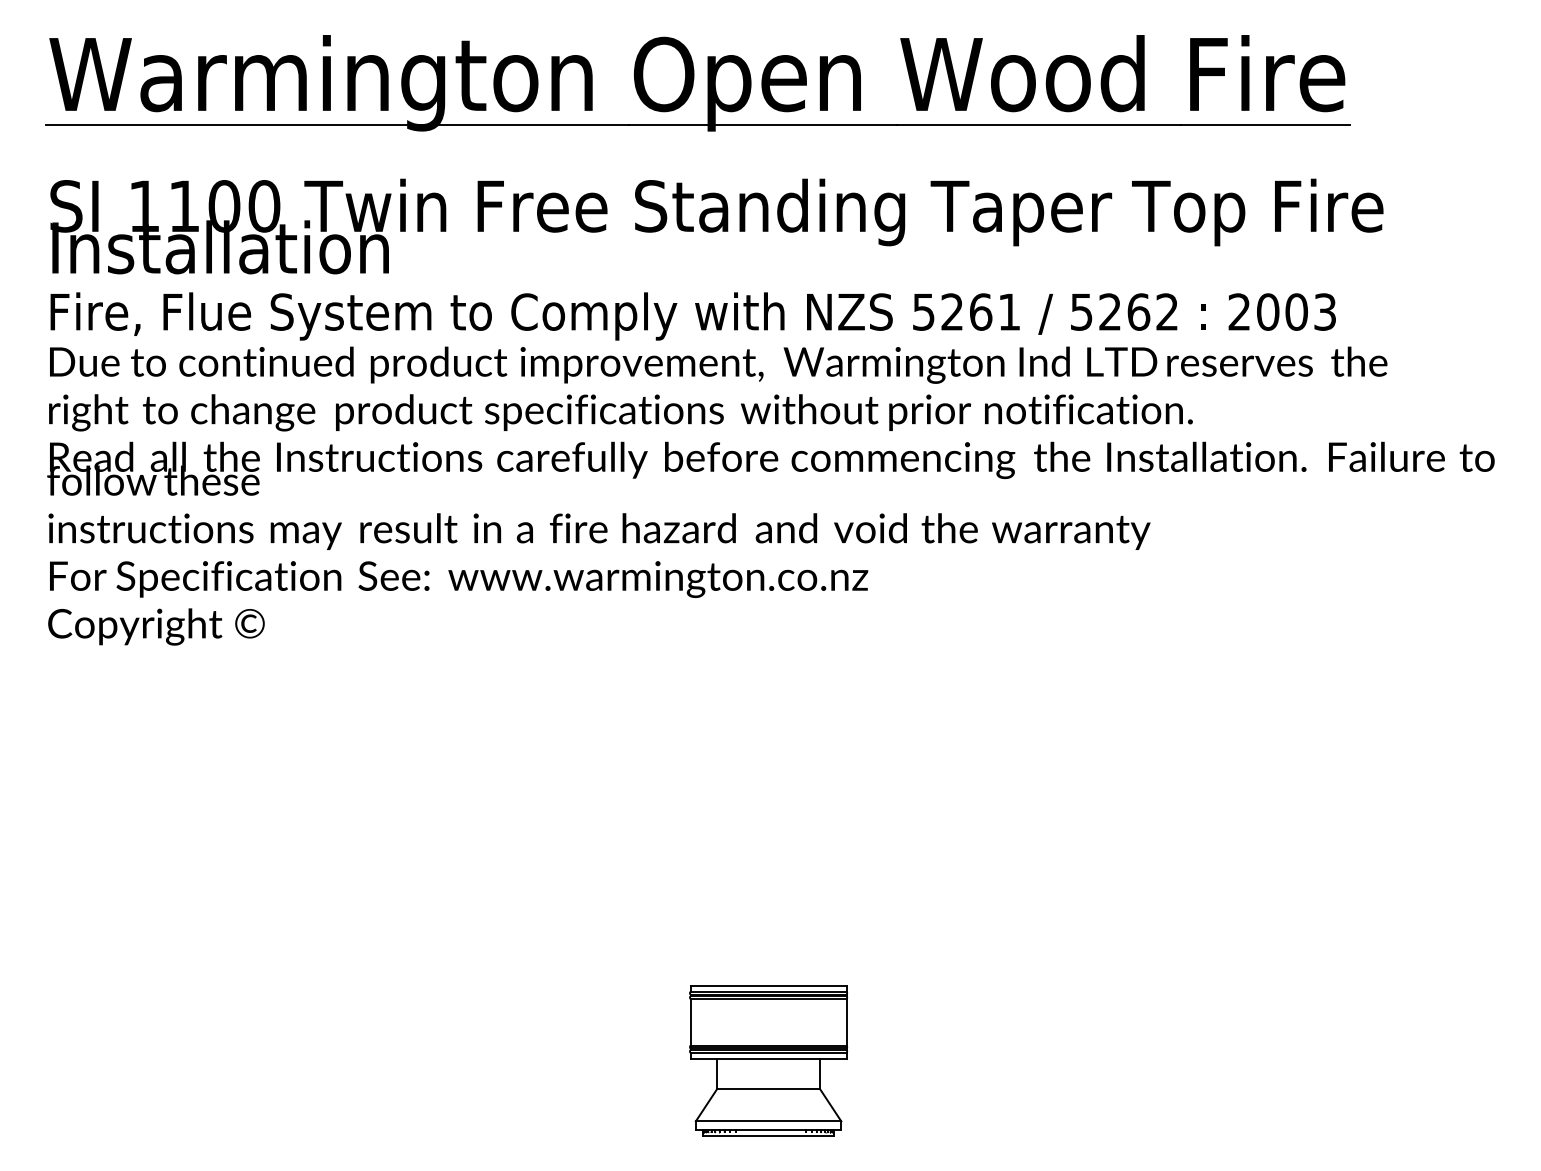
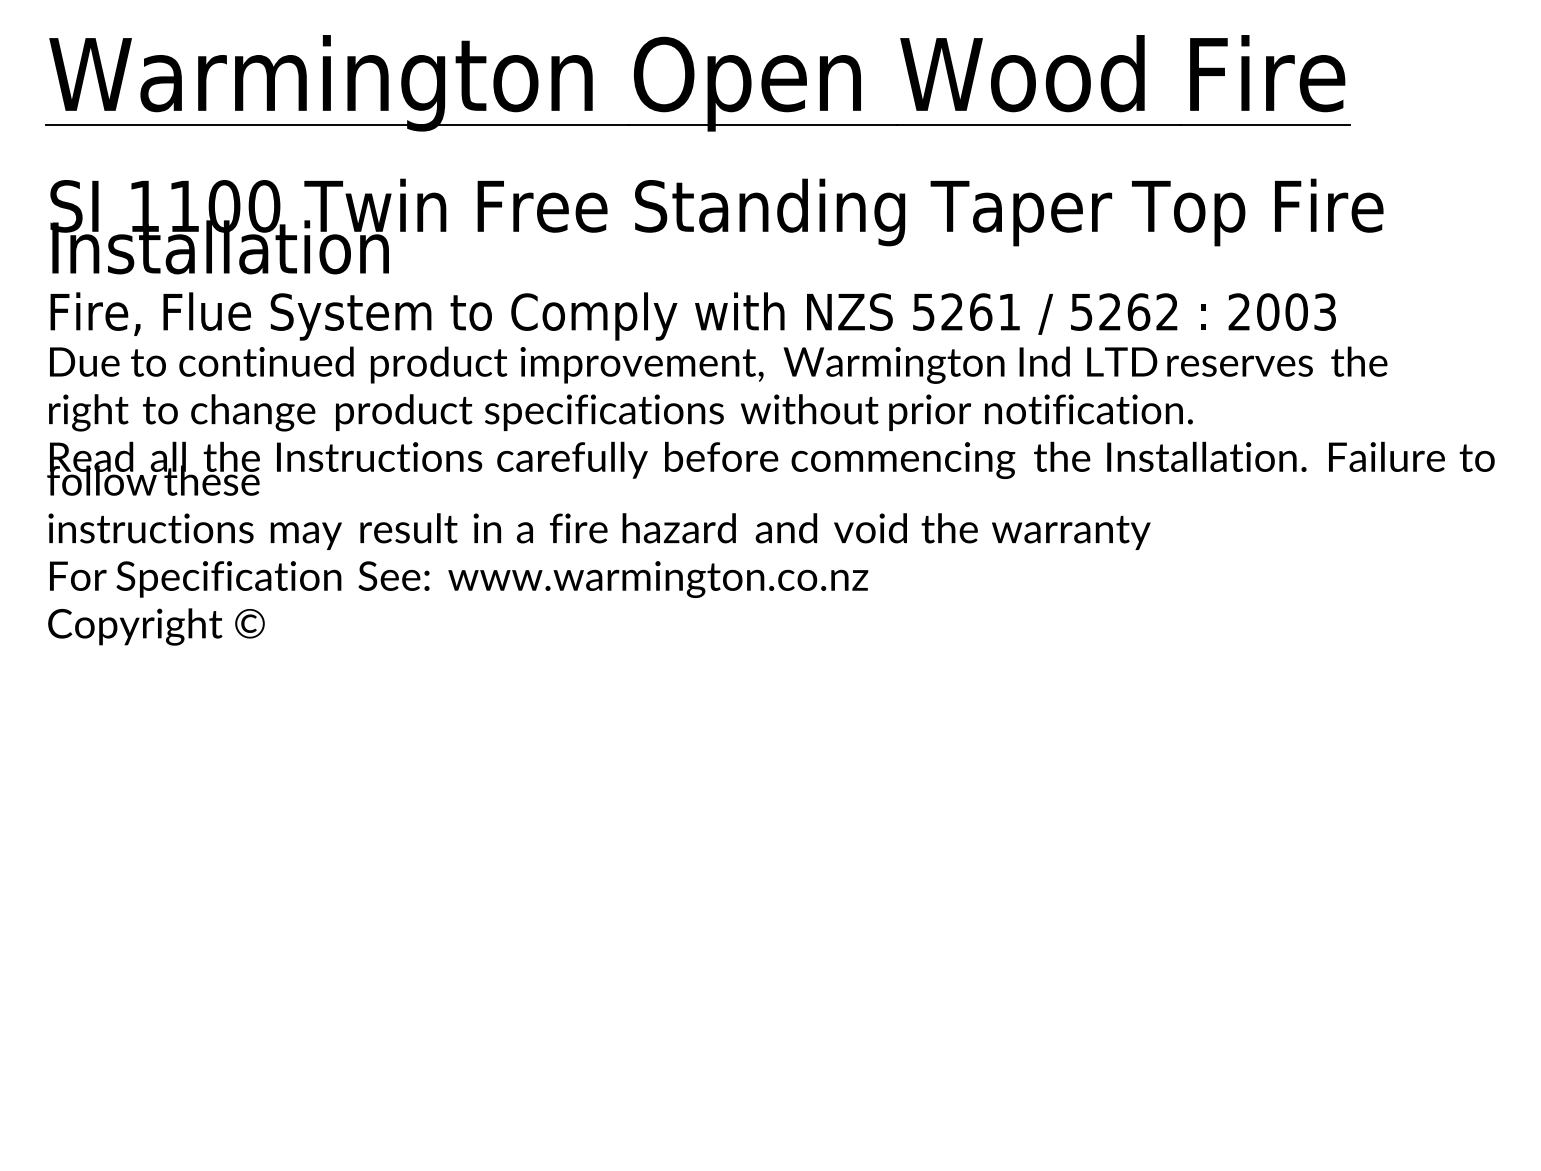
part: present -> none (768, 1060)
